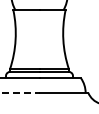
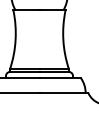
line: dashed -> solid (20, 92)
